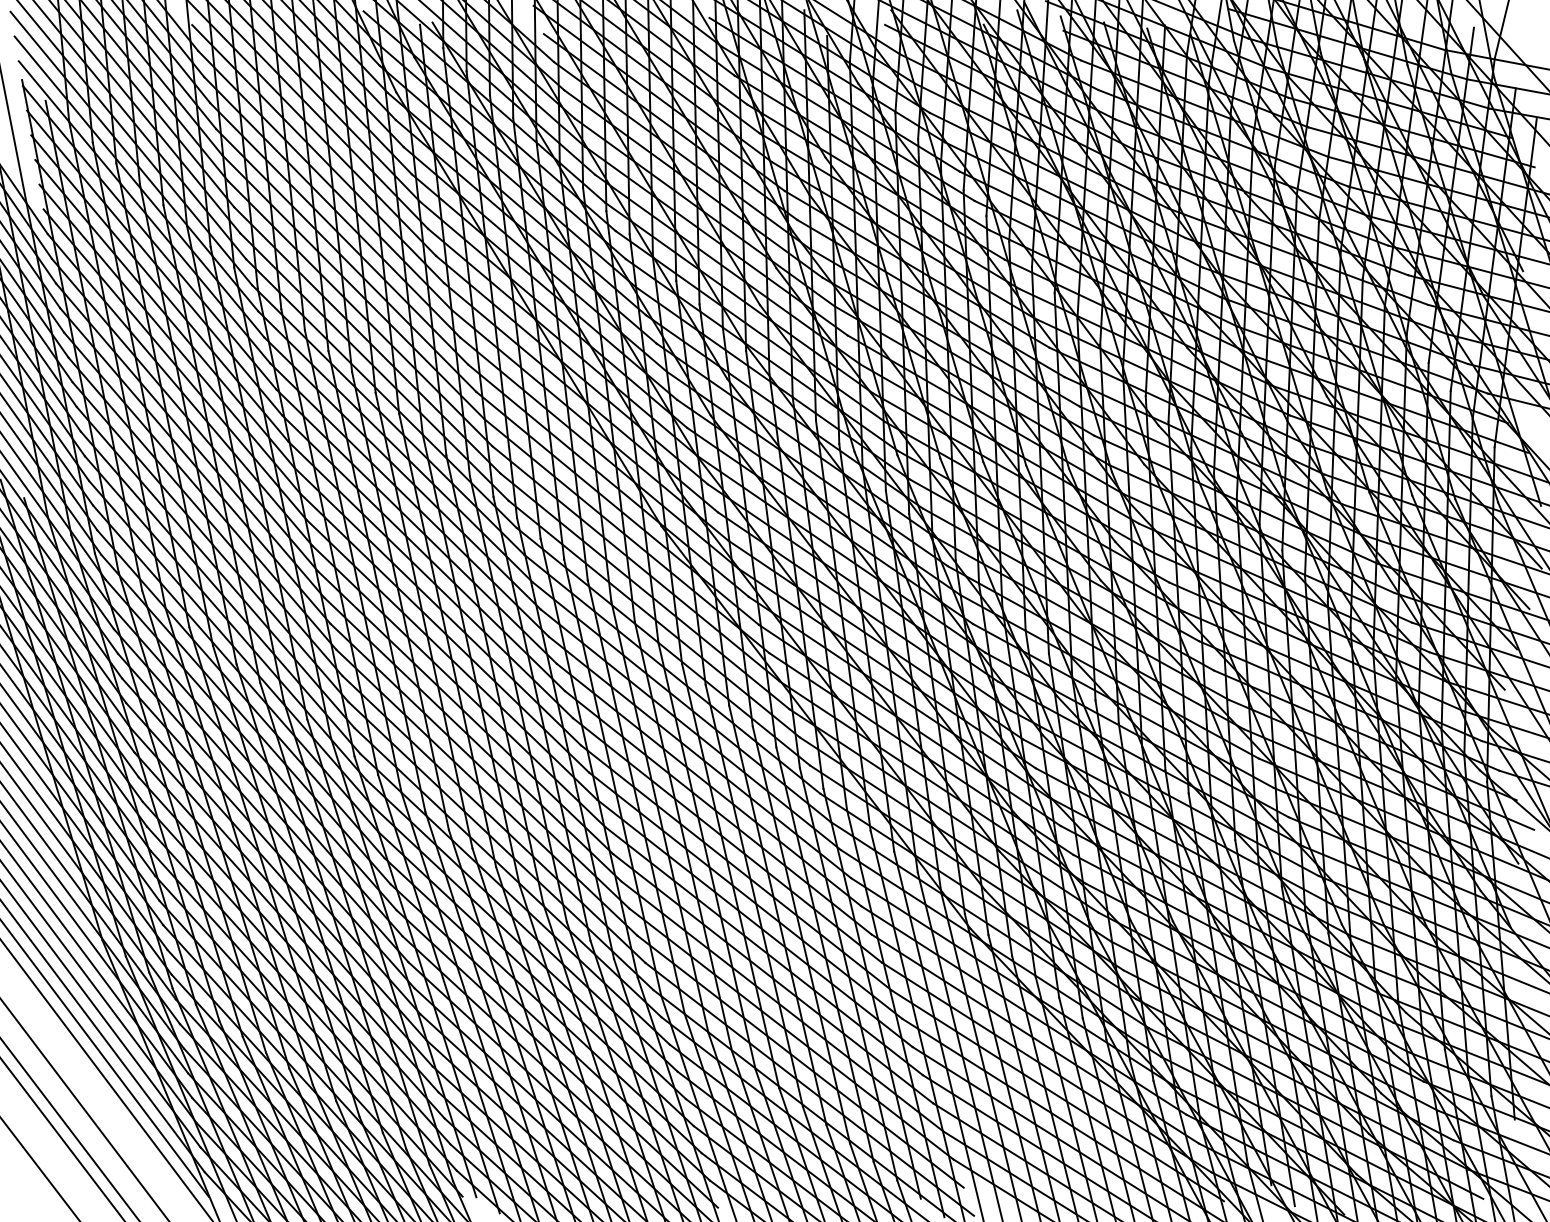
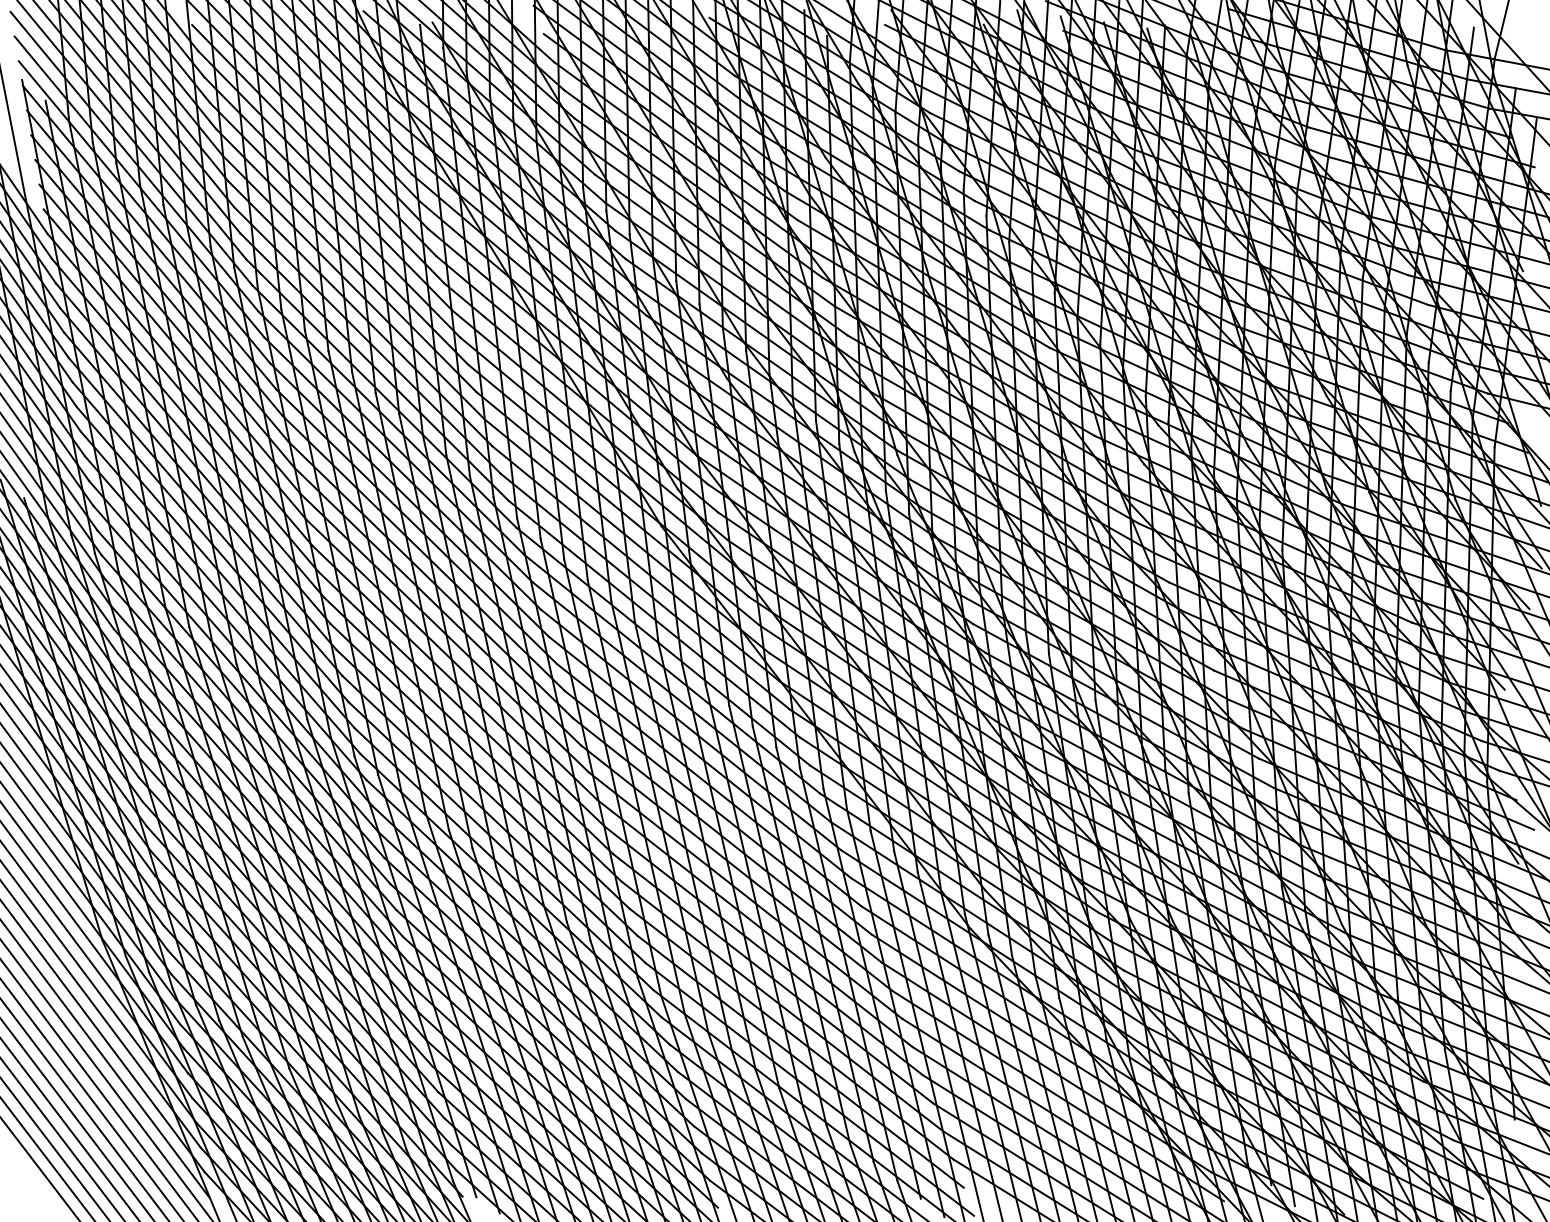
line: none -> present (99, 1089)
line: none -> present (91, 1099)
line: none -> present (77, 1119)
line: none -> present (54, 1149)
line: none -> present (47, 1159)
